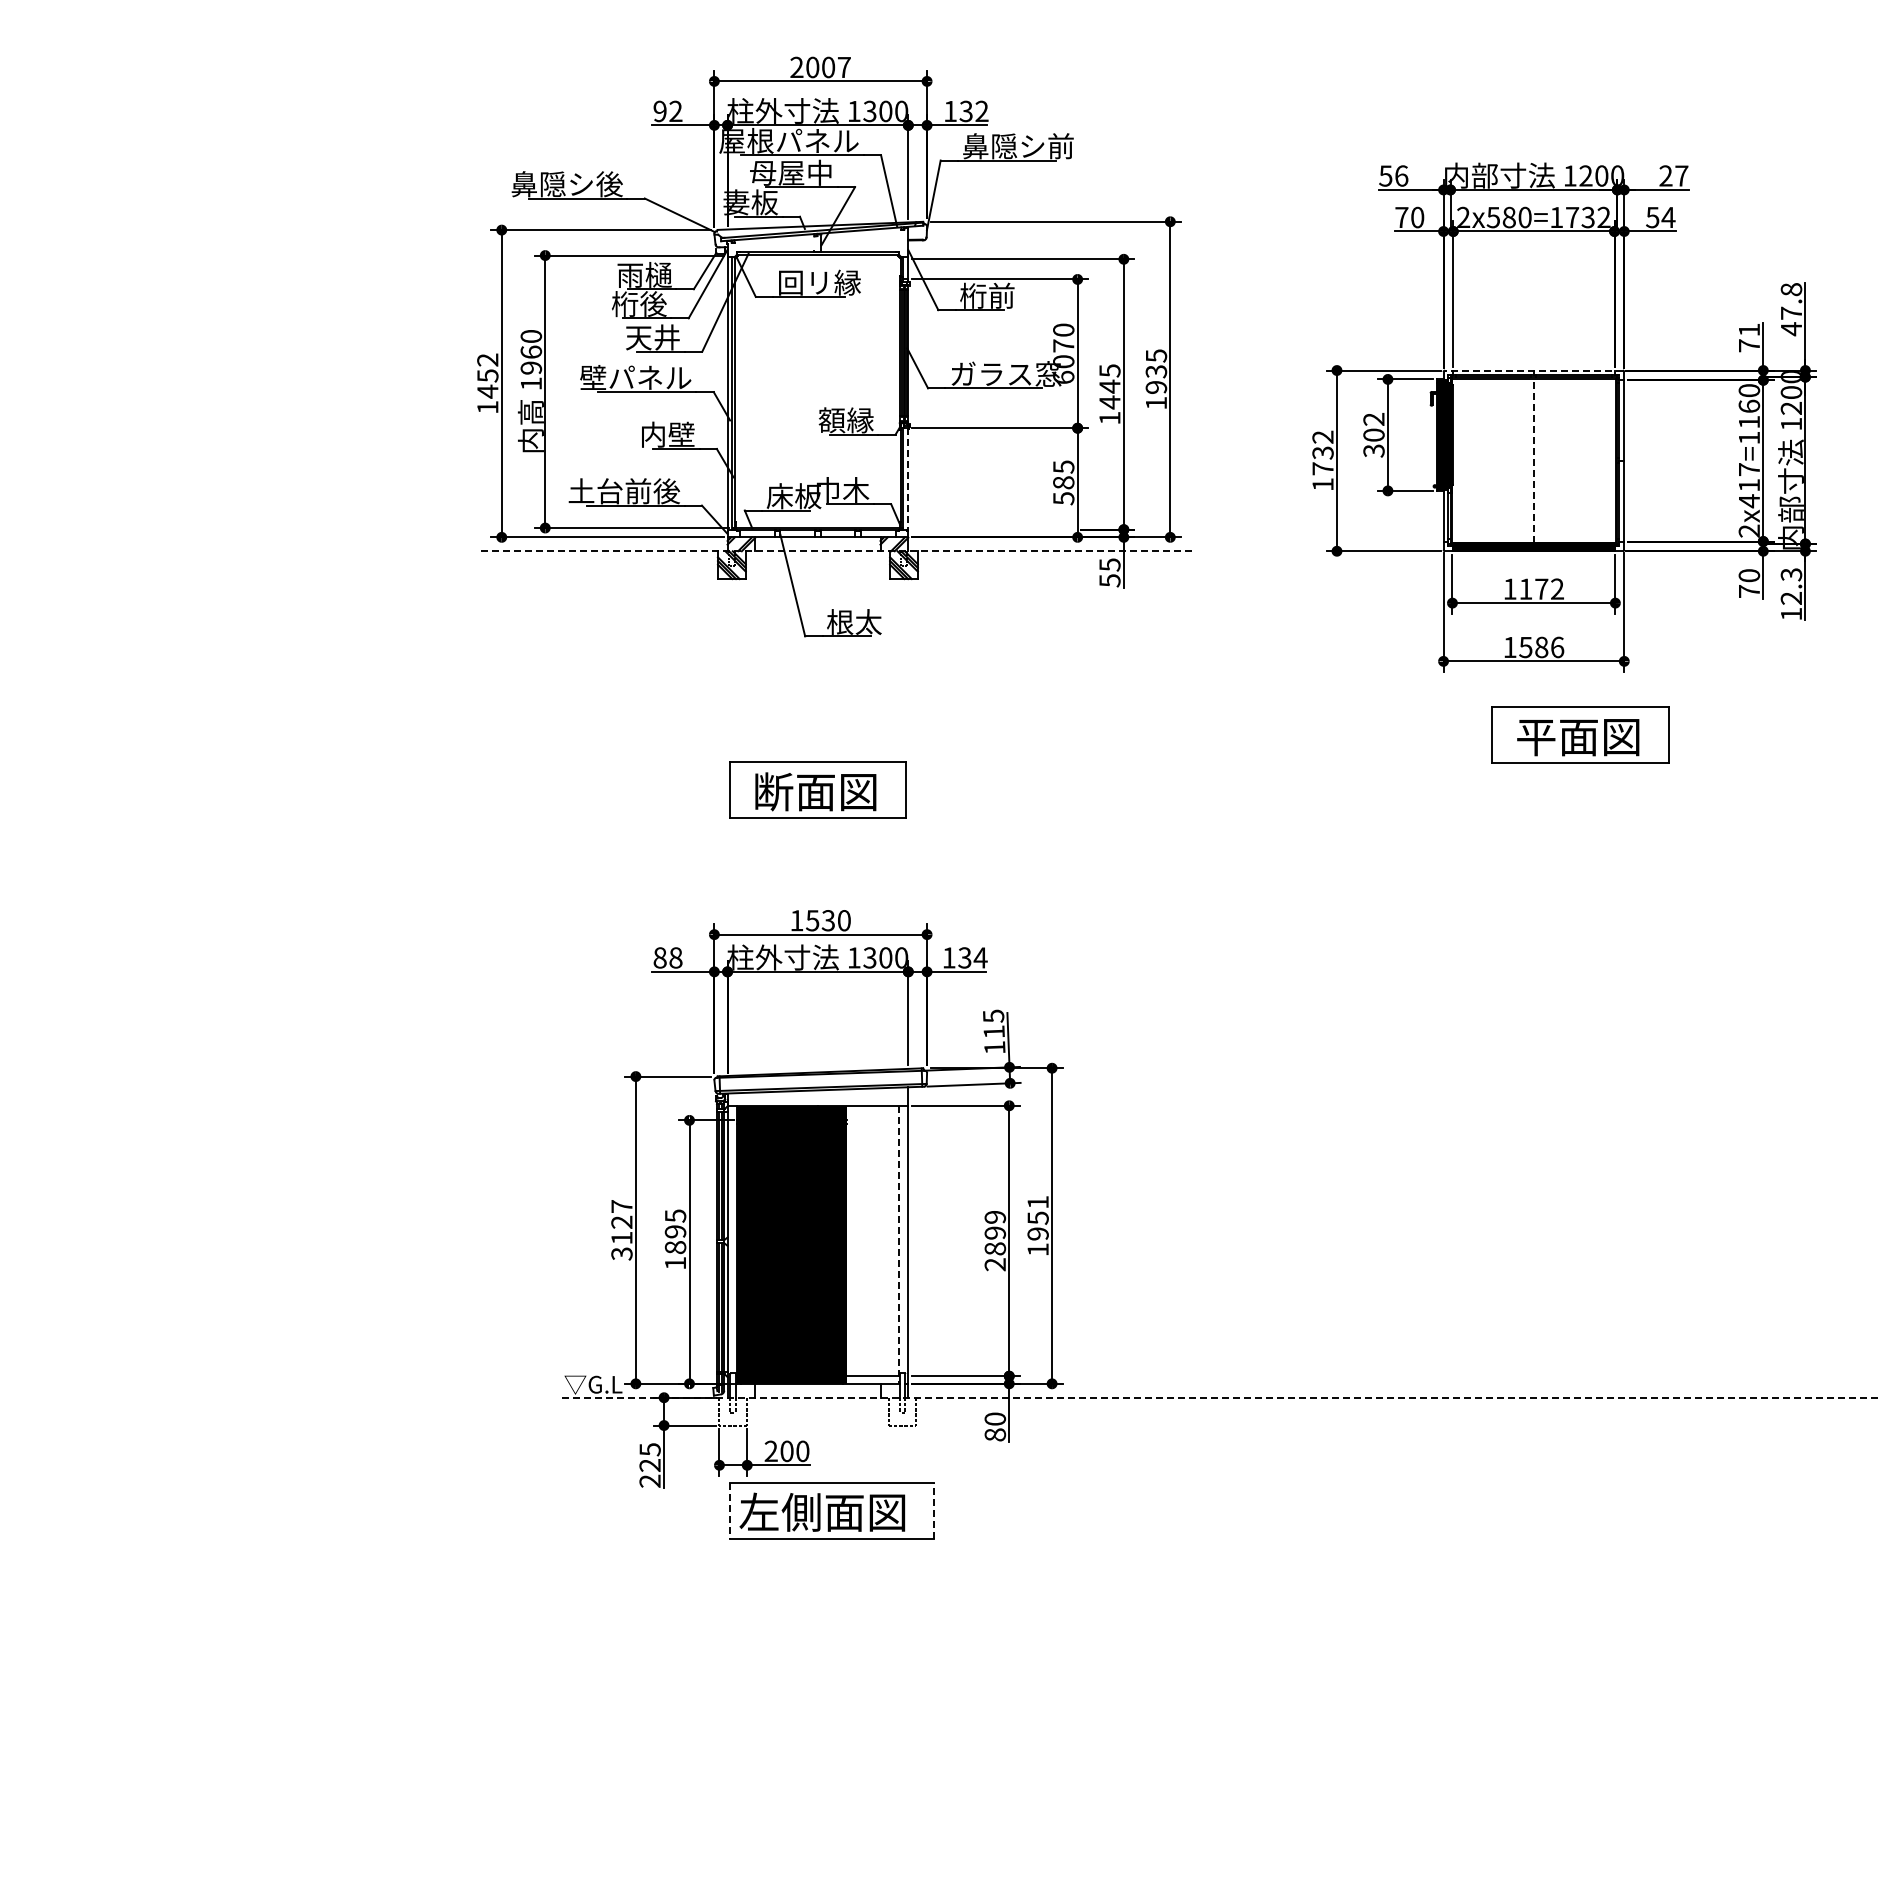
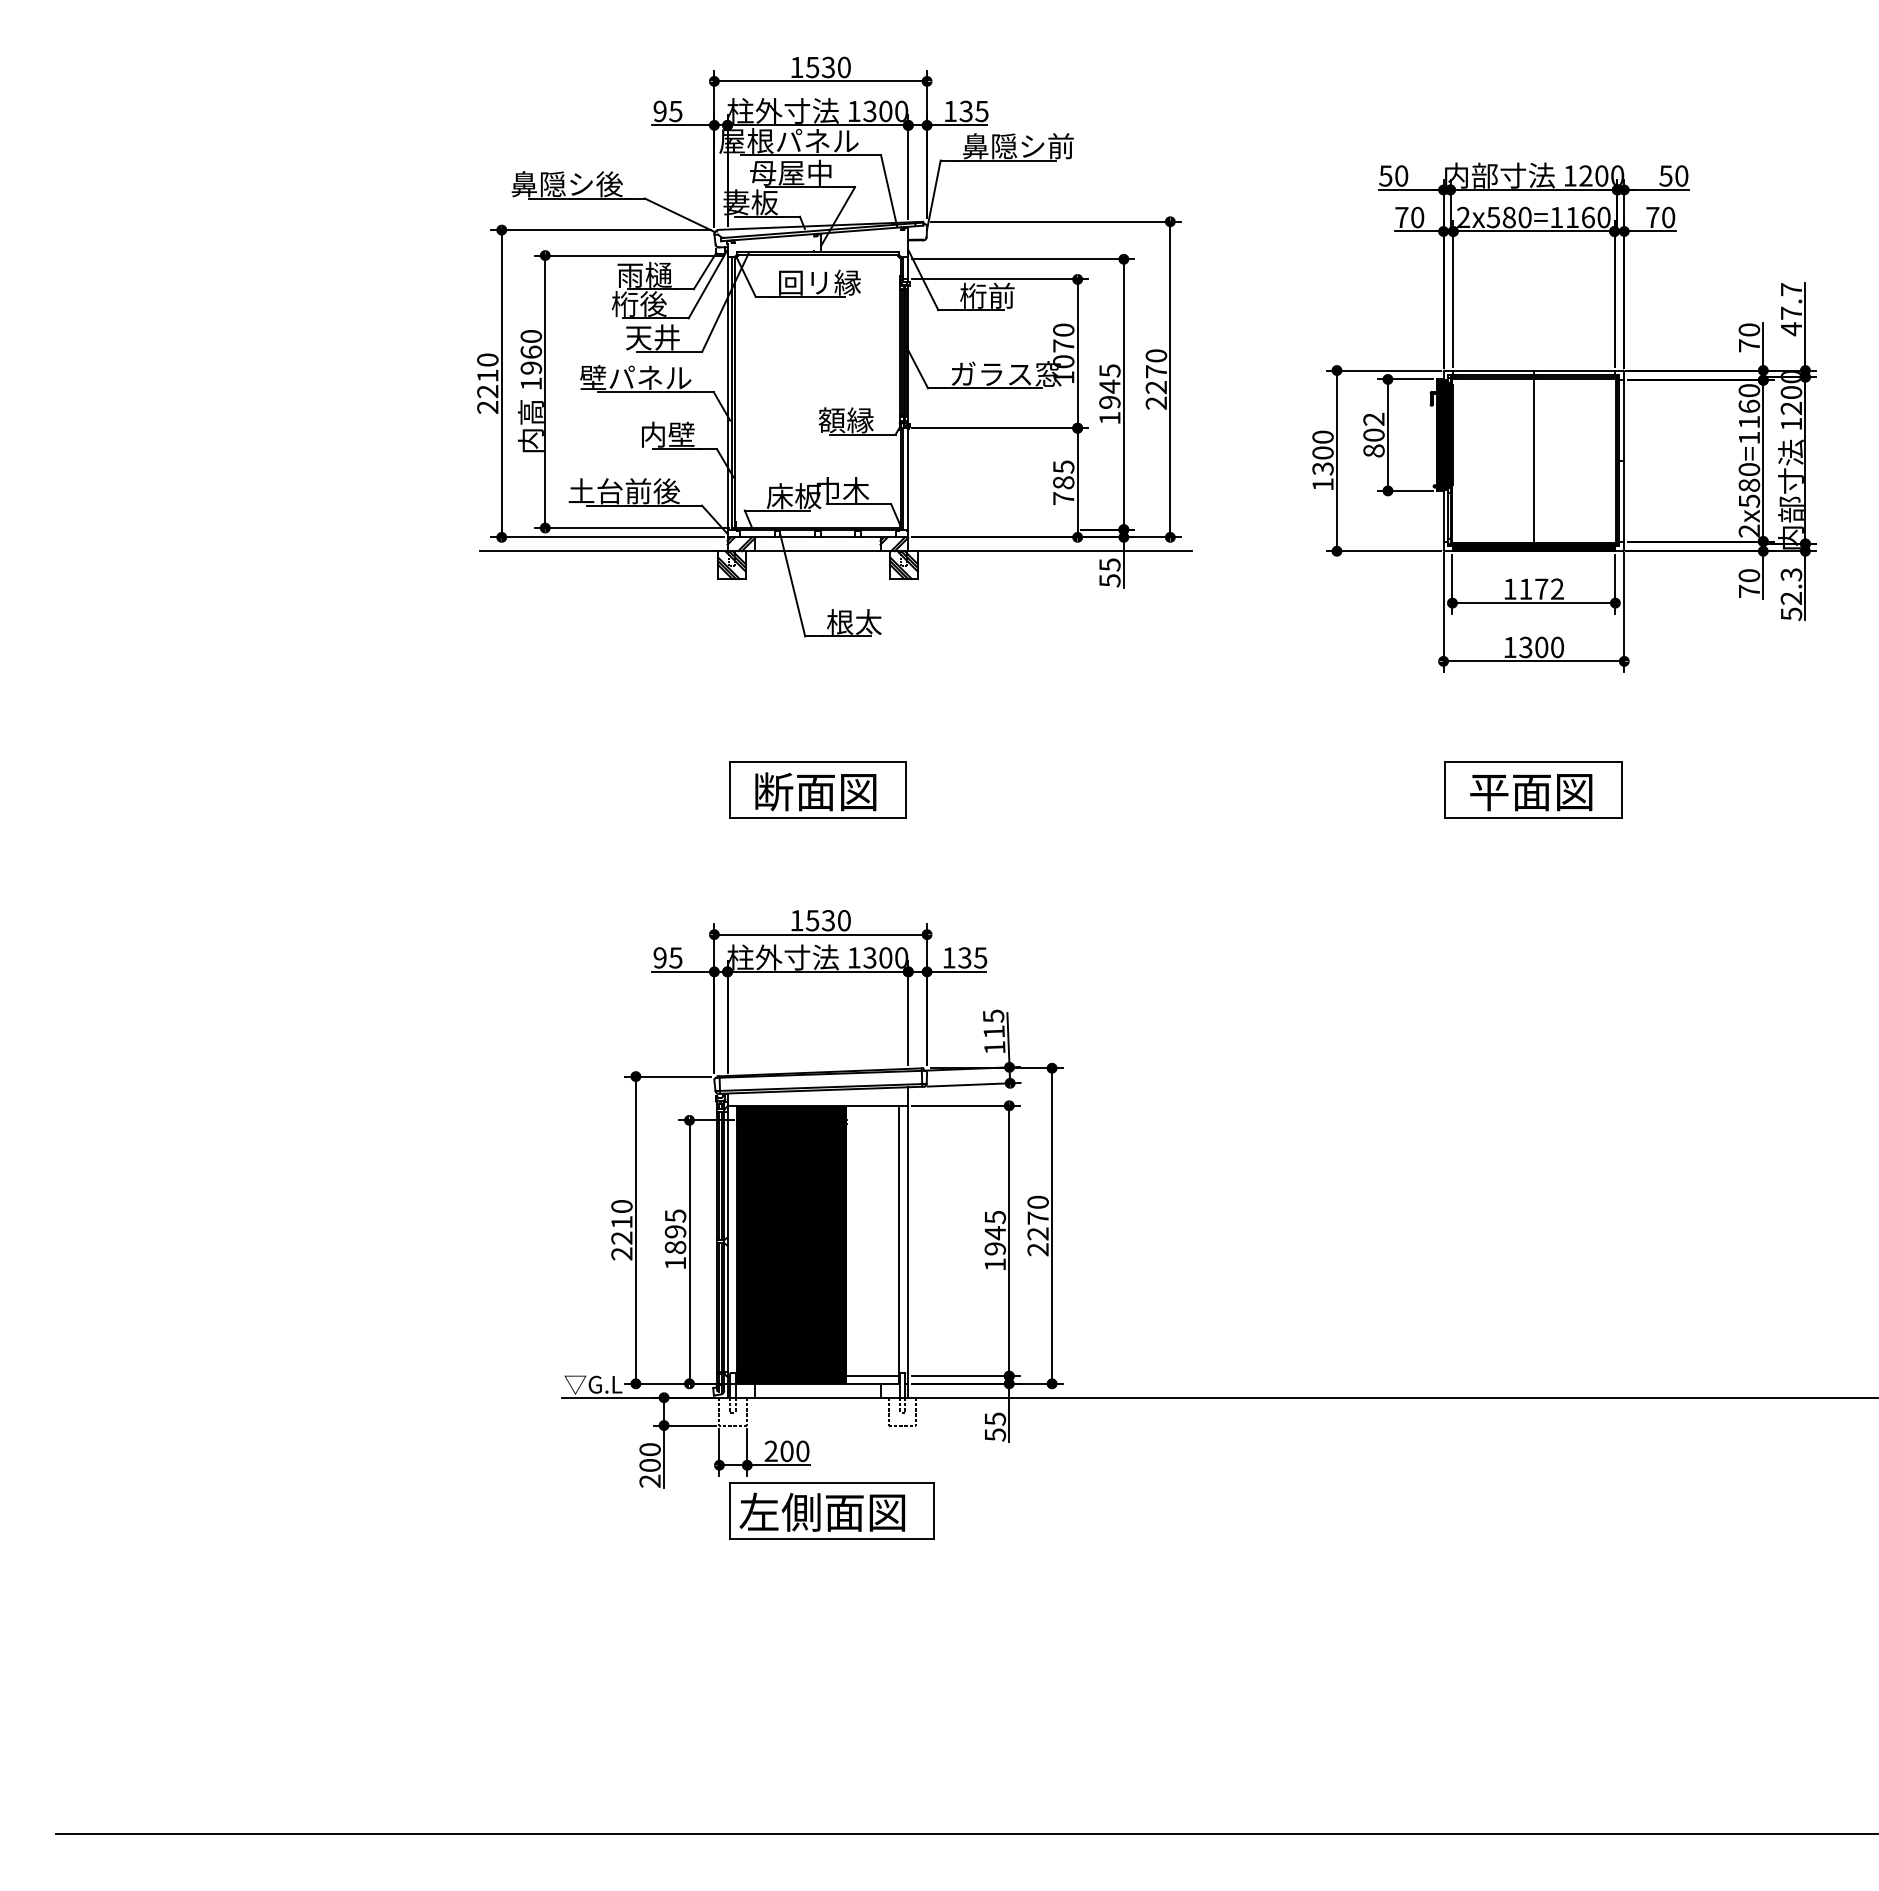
text: 2007 -> 1530 (820, 67)
text: 92 -> 95 (675, 111)
text: 132 -> 135 (981, 111)
text: 56 -> 50 (1401, 175)
text: 27 -> 50 (1673, 175)
text: 2x580=1732 -> 2x580=1160 (1588, 217)
text: 54 -> 70 (1660, 217)
text: 47.8 -> 47.7 (1791, 289)
text: 71 -> 70 (1749, 329)
line: dashed -> solid (1533, 370)
text: 6070 -> 1070 (1063, 376)
text: 1935 -> 2270 (1156, 379)
text: 1452 -> 2210 (487, 383)
text: 1445 -> 1945 (1109, 402)
text: 302 -> 802 (1373, 450)
text: 1732 -> 1300 (1322, 452)
line: dashed -> solid (1534, 460)
line: dashed -> solid (908, 478)
text: 2x417=1160 -> 2x580=1160 (1749, 485)
text: 585 -> 785 (1063, 498)
line: dashed -> solid (835, 551)
text: 12.3 -> 52.3 (1791, 614)
text: 1586 -> 1300 (1542, 647)
part position: (1580, 734) -> (1533, 789) (1533, 789)
text: 88 -> 95 (667, 957)
text: 134 -> 135 (980, 957)
text: 1951 -> 2270 (1037, 1225)
text: 3127 -> 2210 (621, 1230)
text: 2899 -> 1945 (995, 1241)
line: dashed -> solid (898, 1245)
line: dashed -> solid (1221, 1397)
text: 80 -> 55 (994, 1426)
text: 225 -> 200 (649, 1457)
line: dashed -> solid (729, 1510)
line: dashed -> solid (934, 1510)
line: none -> present (965, 1834)
